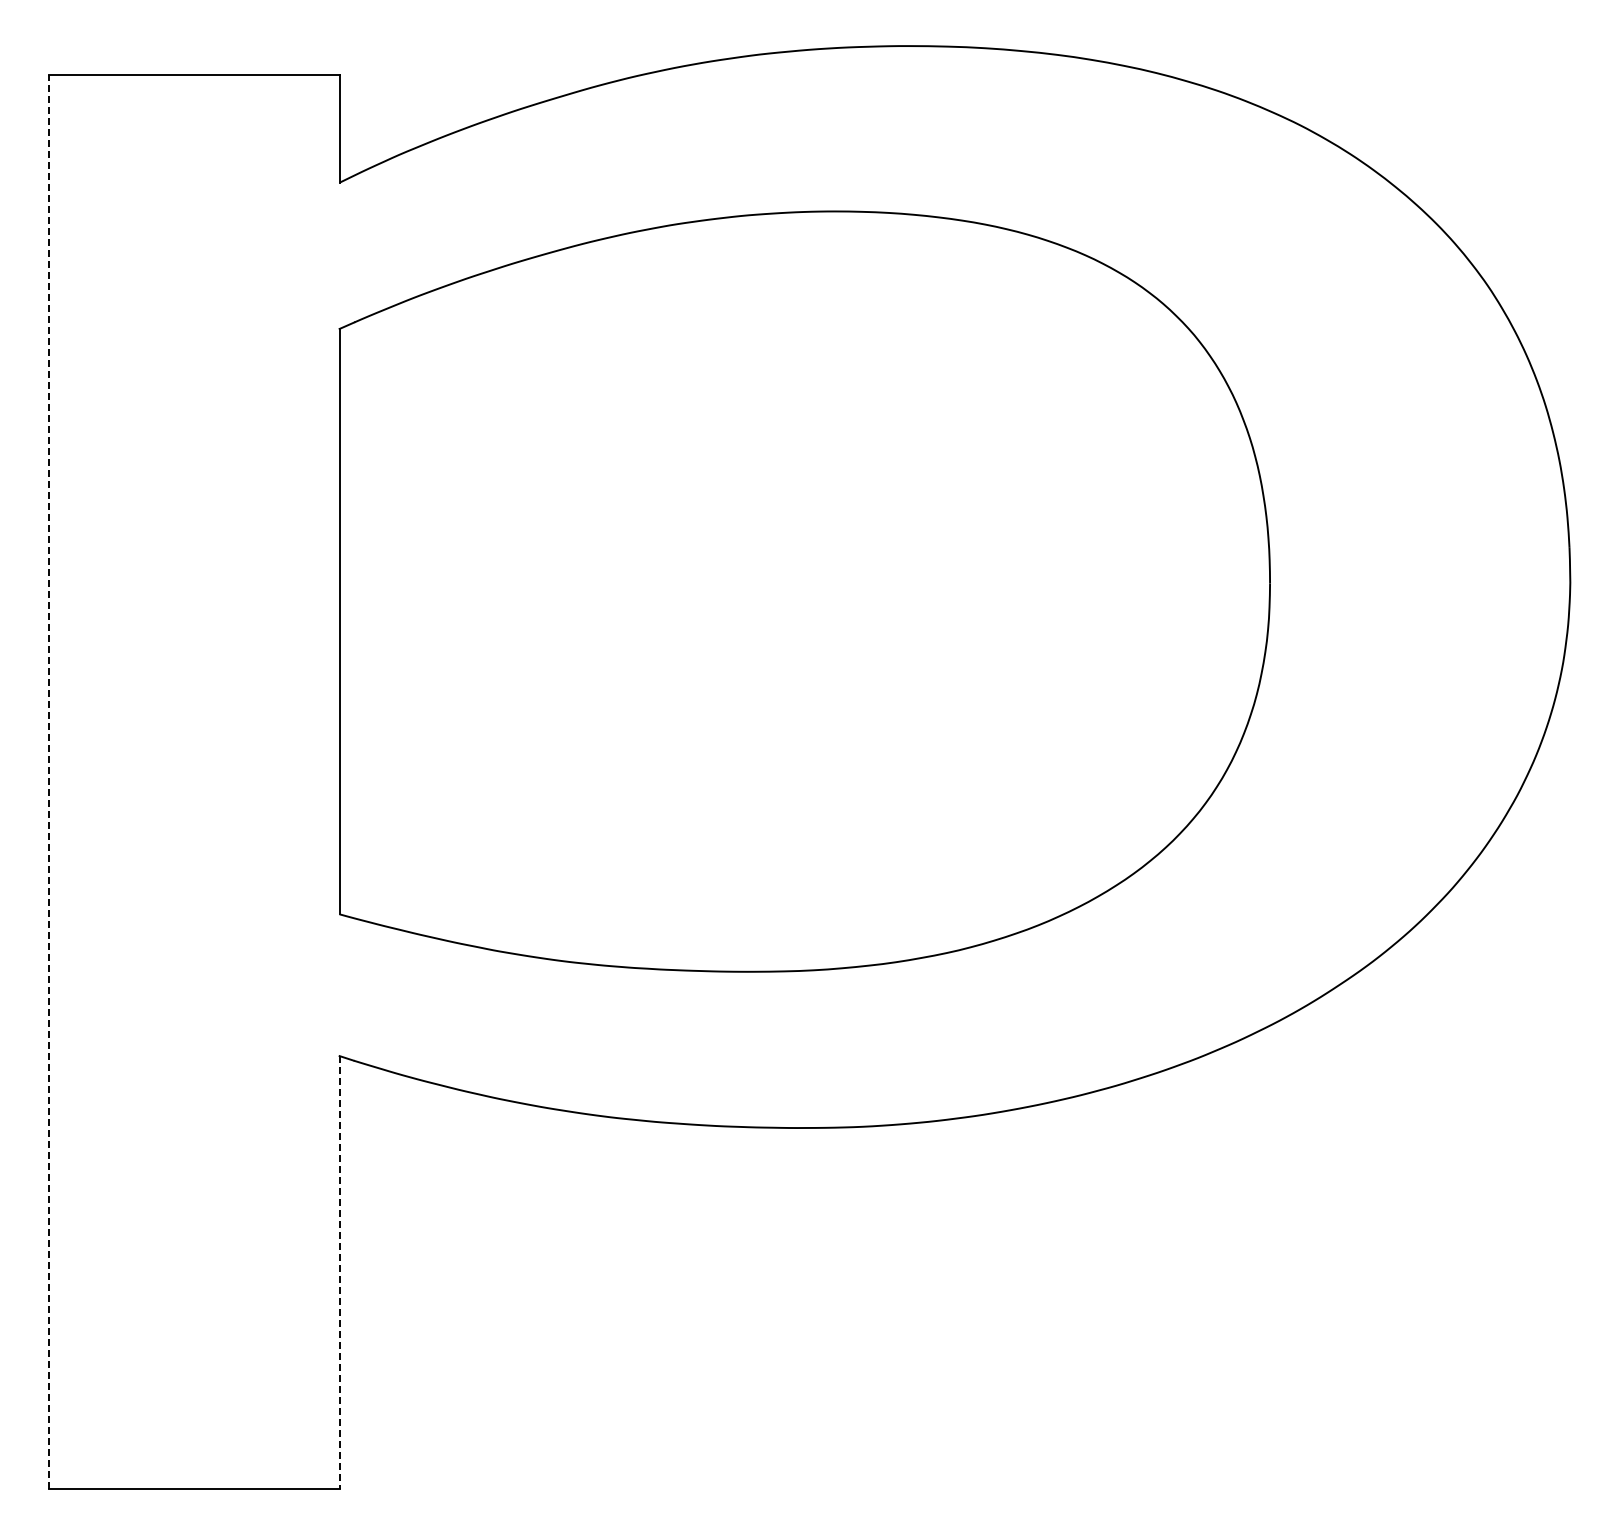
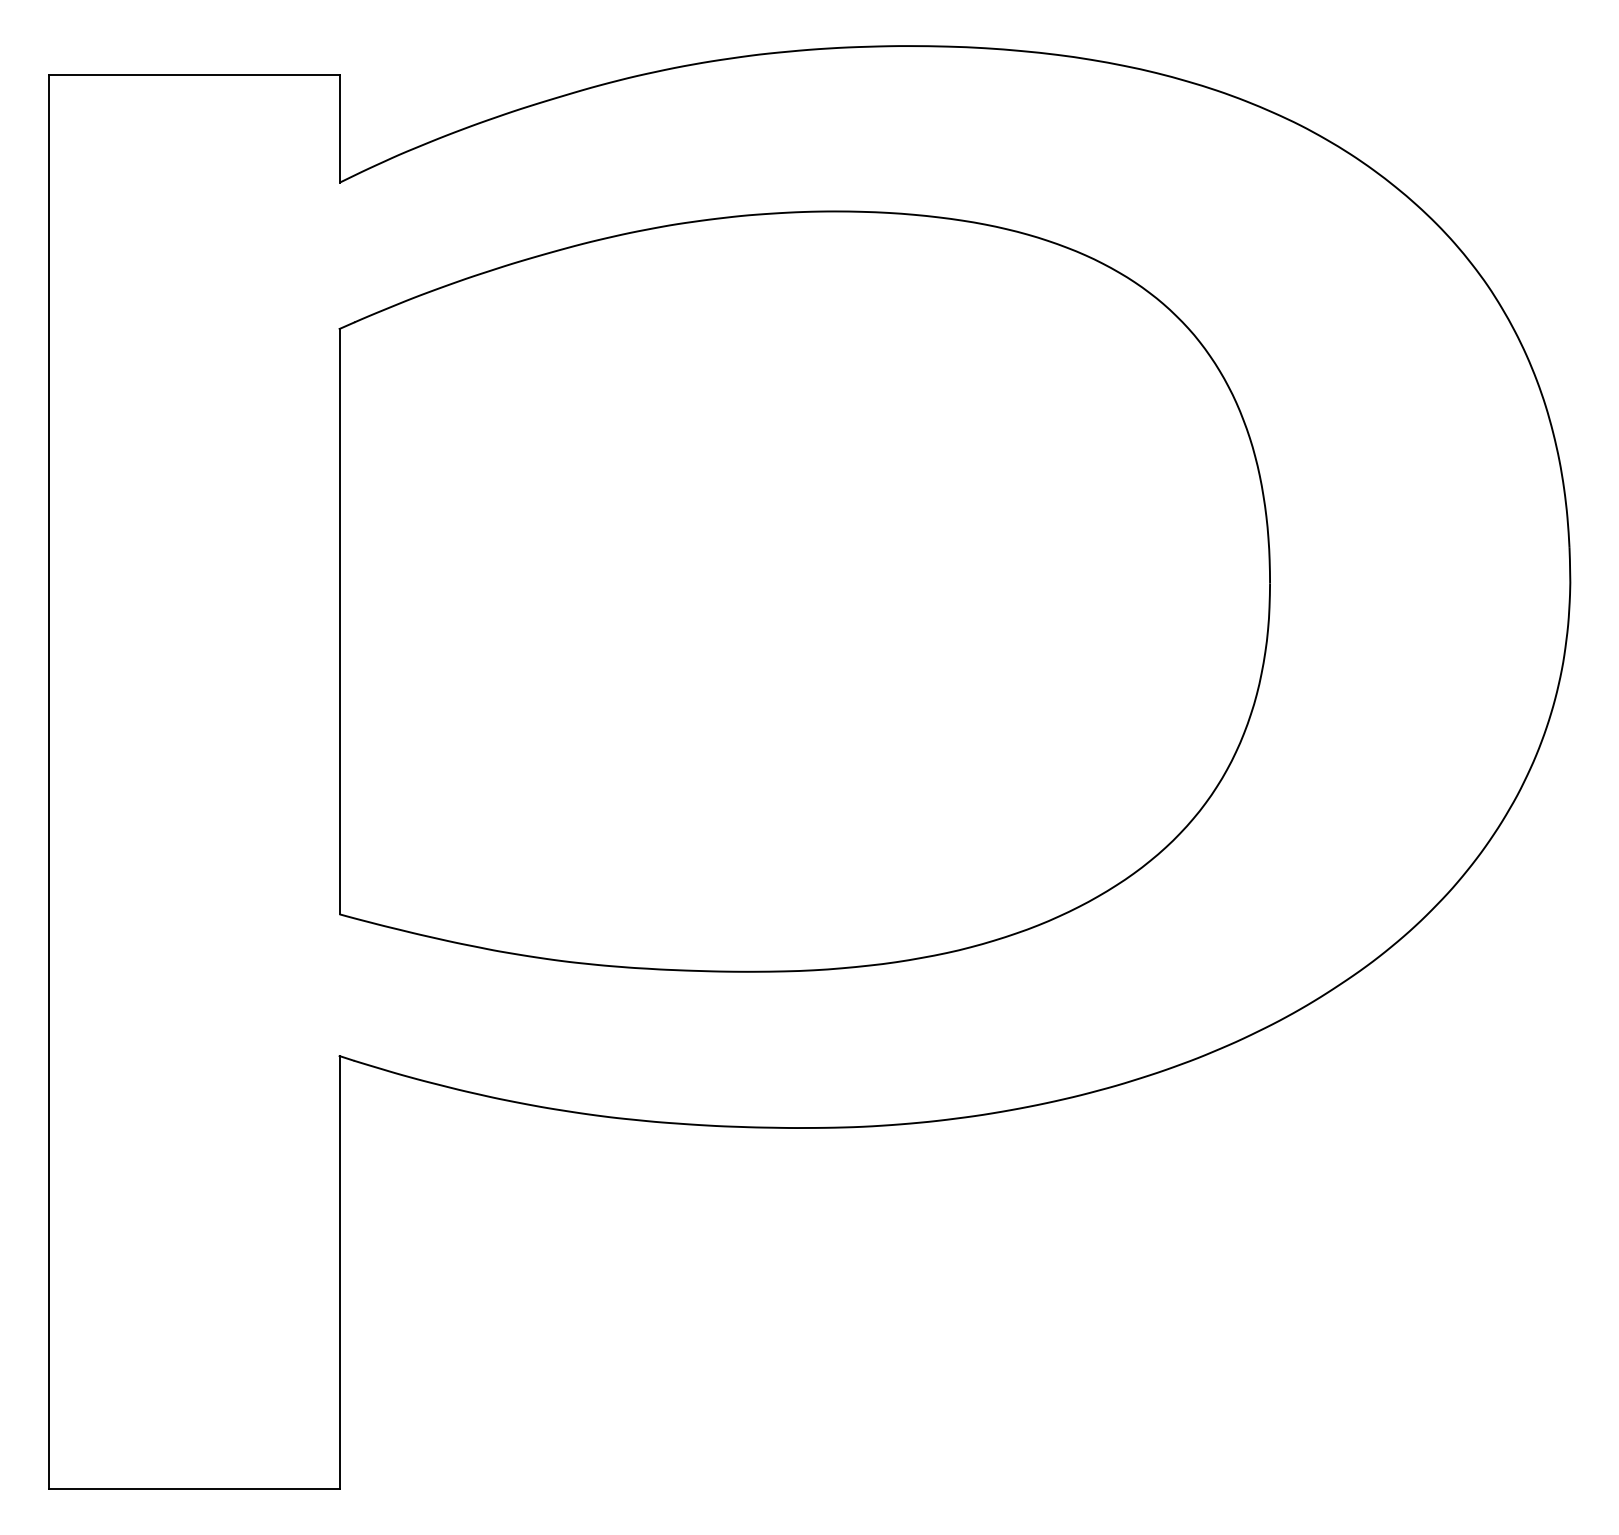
line: dashed -> solid (48, 781)
line: dashed -> solid (339, 1273)
